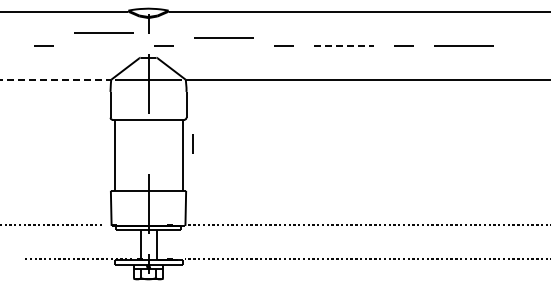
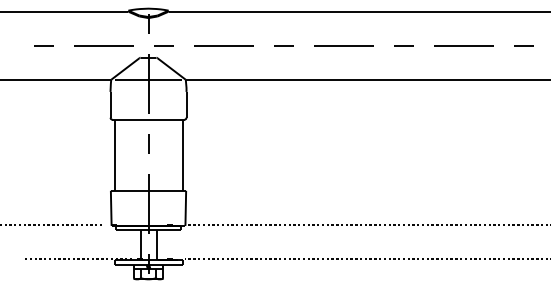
line position: (103, 32) -> (103, 45) (103, 45)
line position: (223, 37) -> (223, 45) (223, 45)
line: dashed -> solid (344, 45)
line: none -> present (523, 45)
line: dashed -> solid (56, 79)
line position: (192, 143) -> (148, 143) (148, 143)
